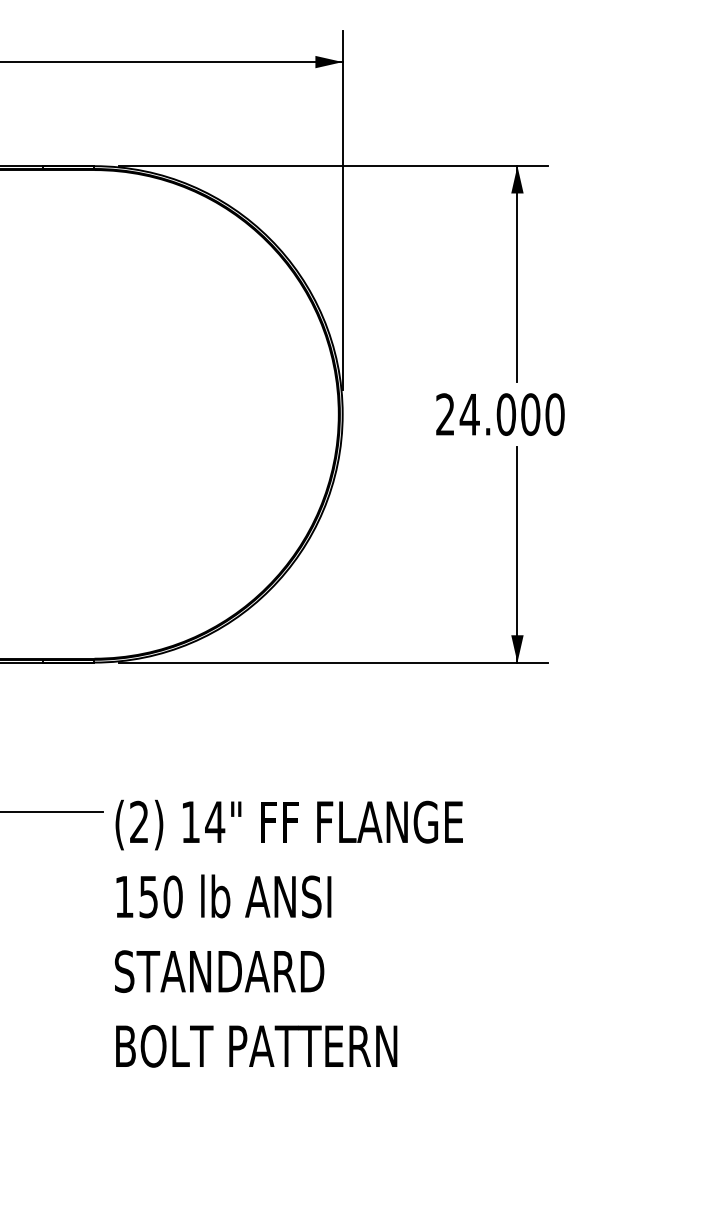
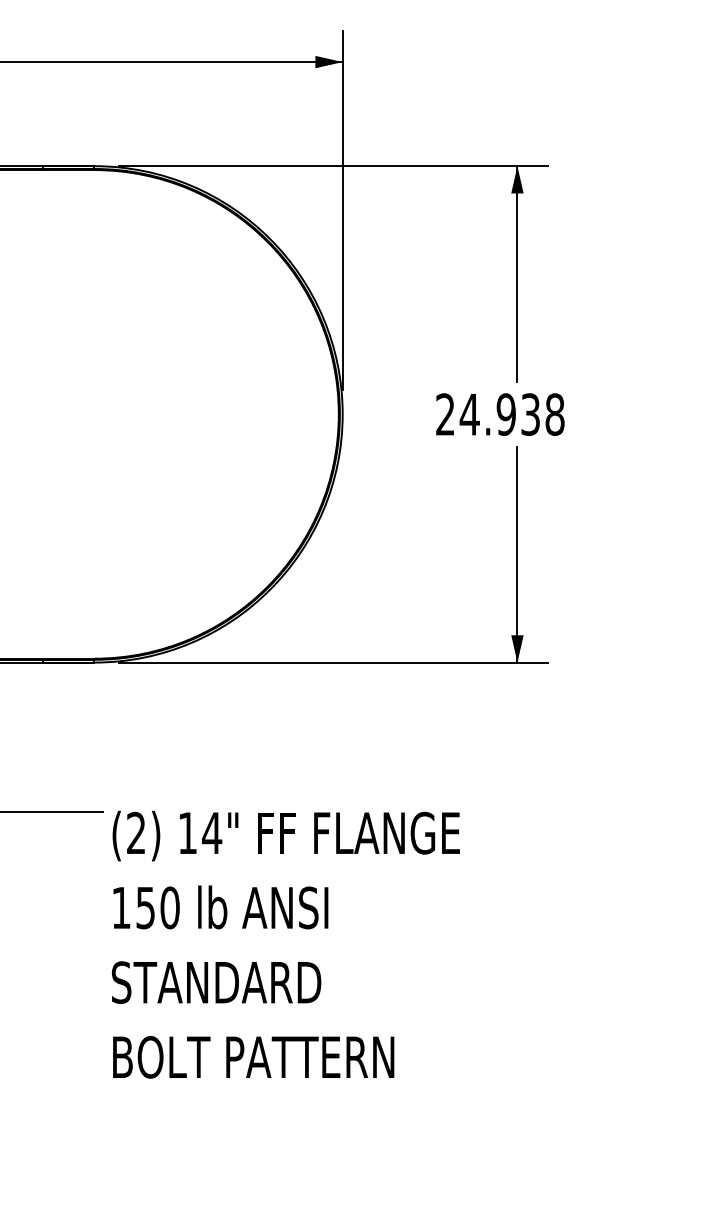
text: 24.000 -> 24.938 (530, 414)
text position: (288, 933) -> (285, 944) (285, 944)
